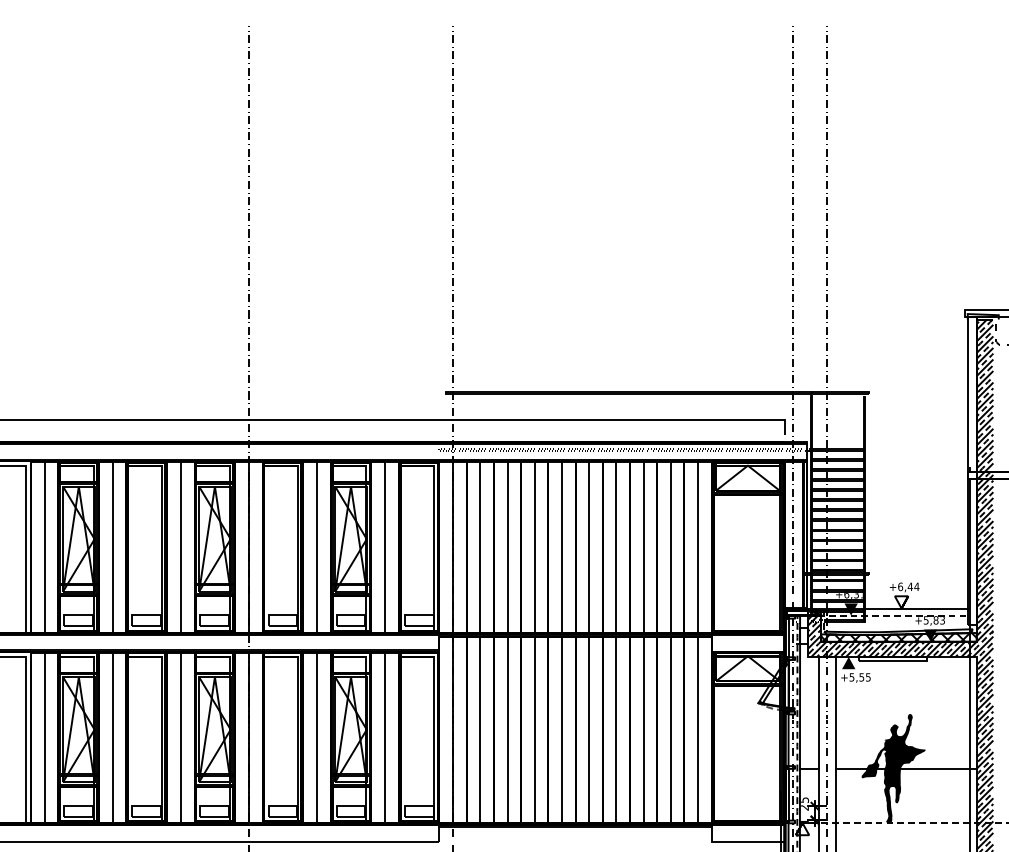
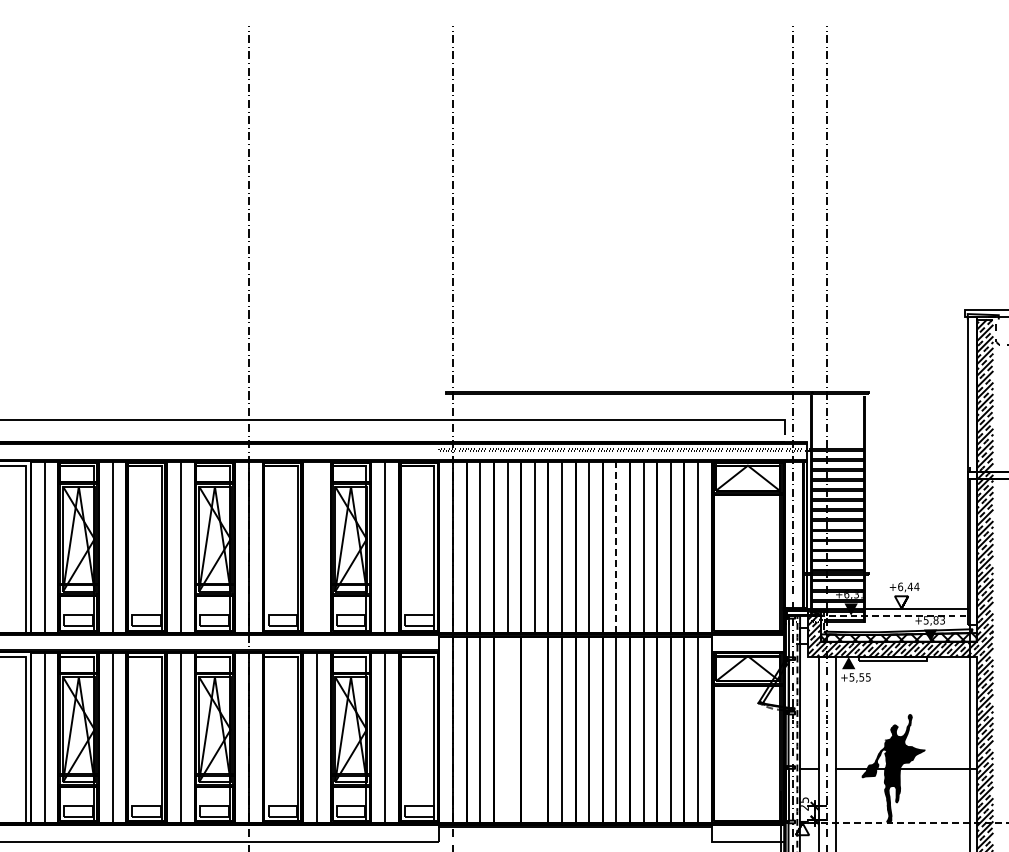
line: present -> none (317, 546)
line: solid -> dashed (616, 546)
line: present -> none (507, 729)
line: present -> none (534, 729)
